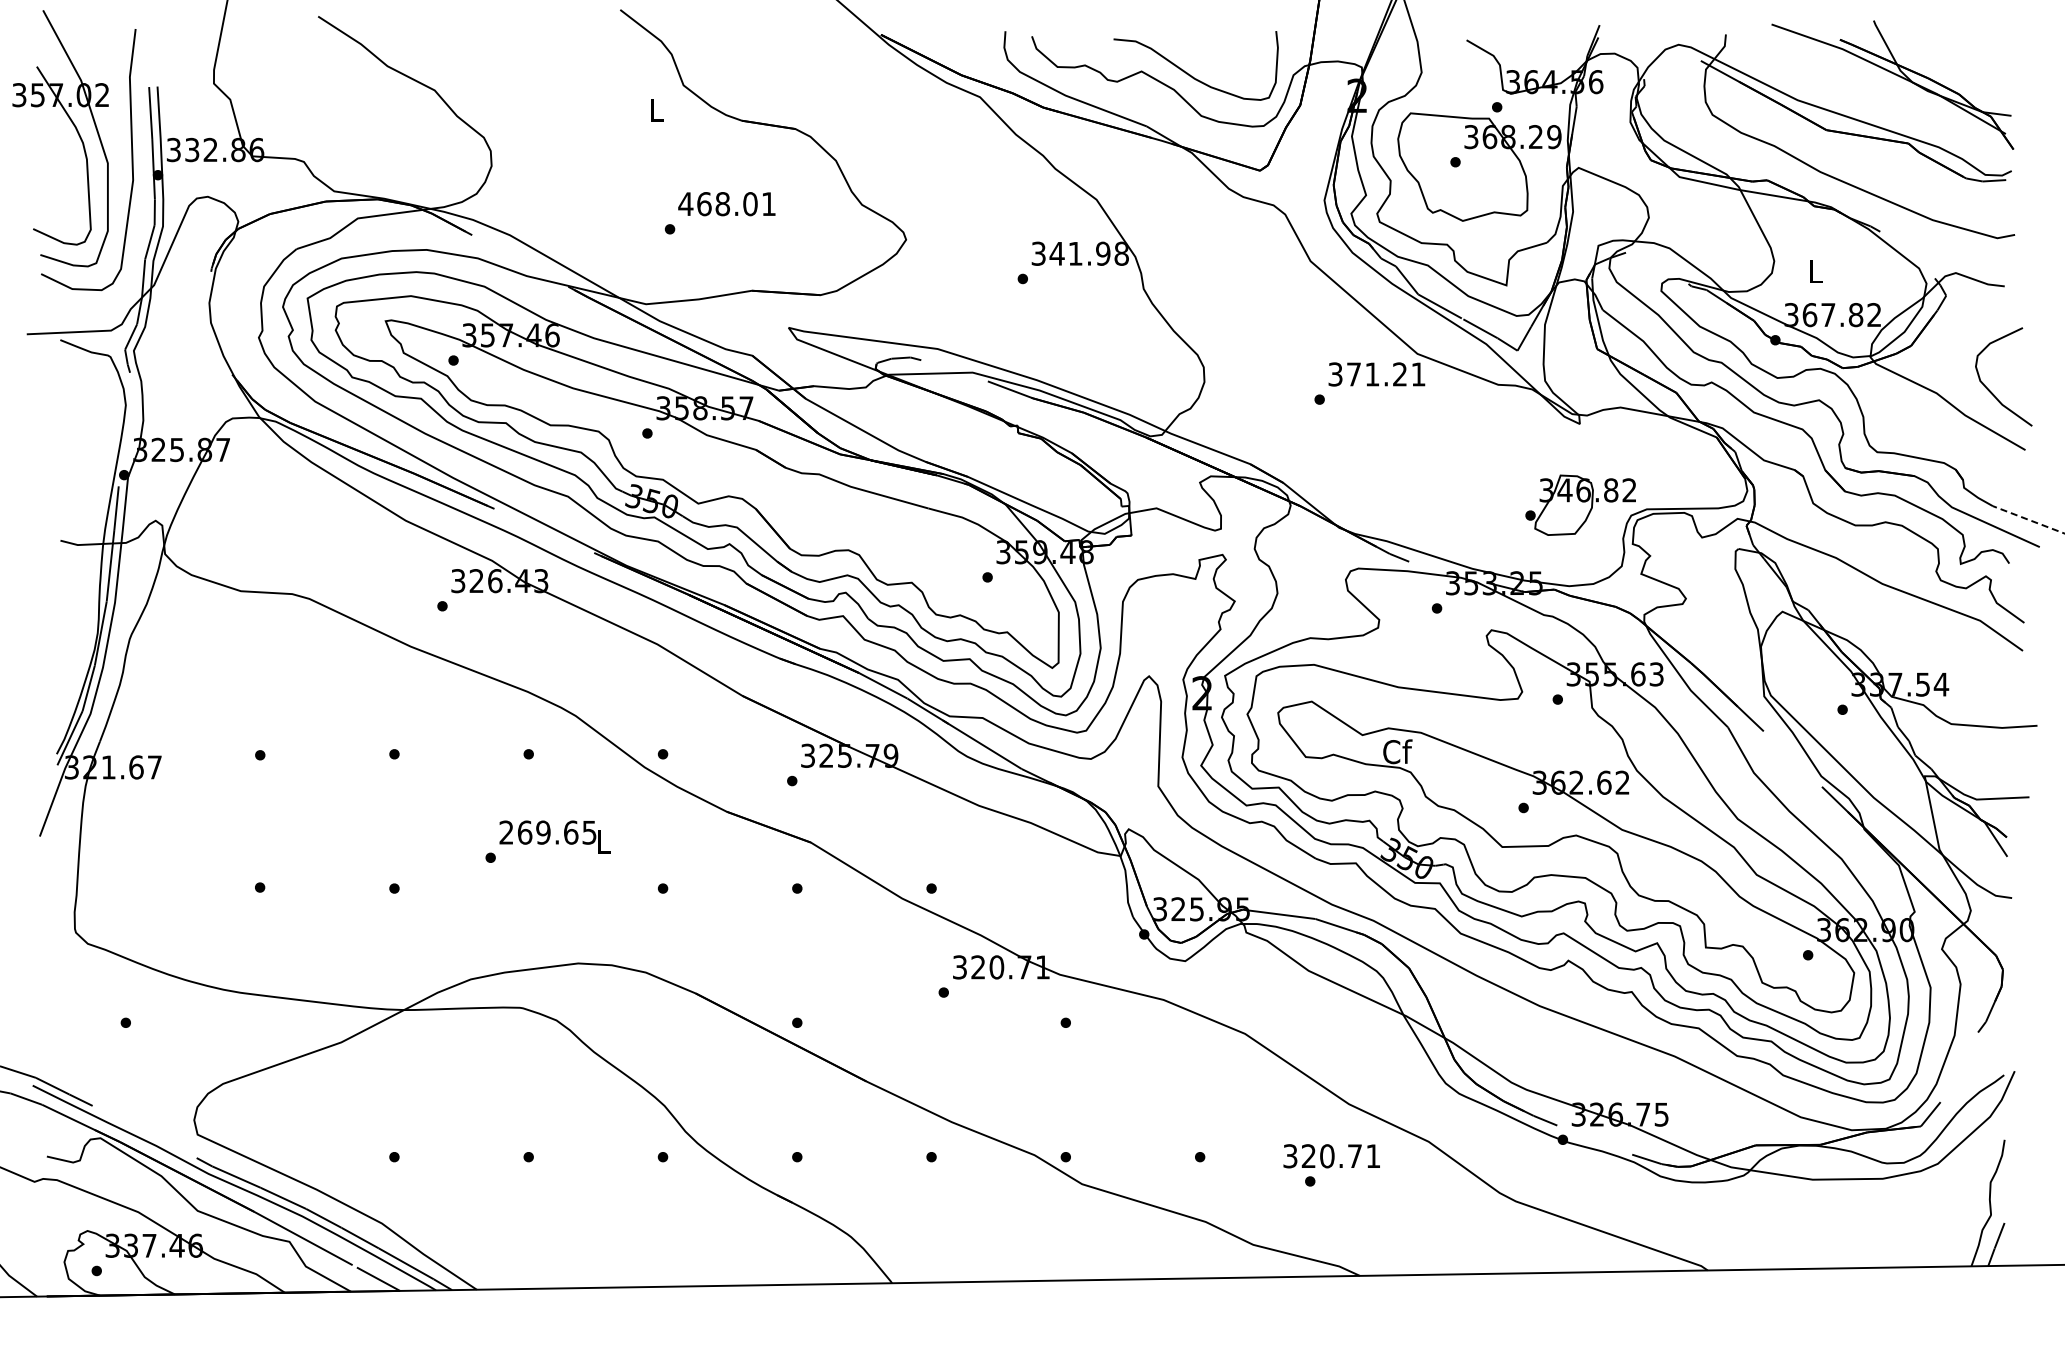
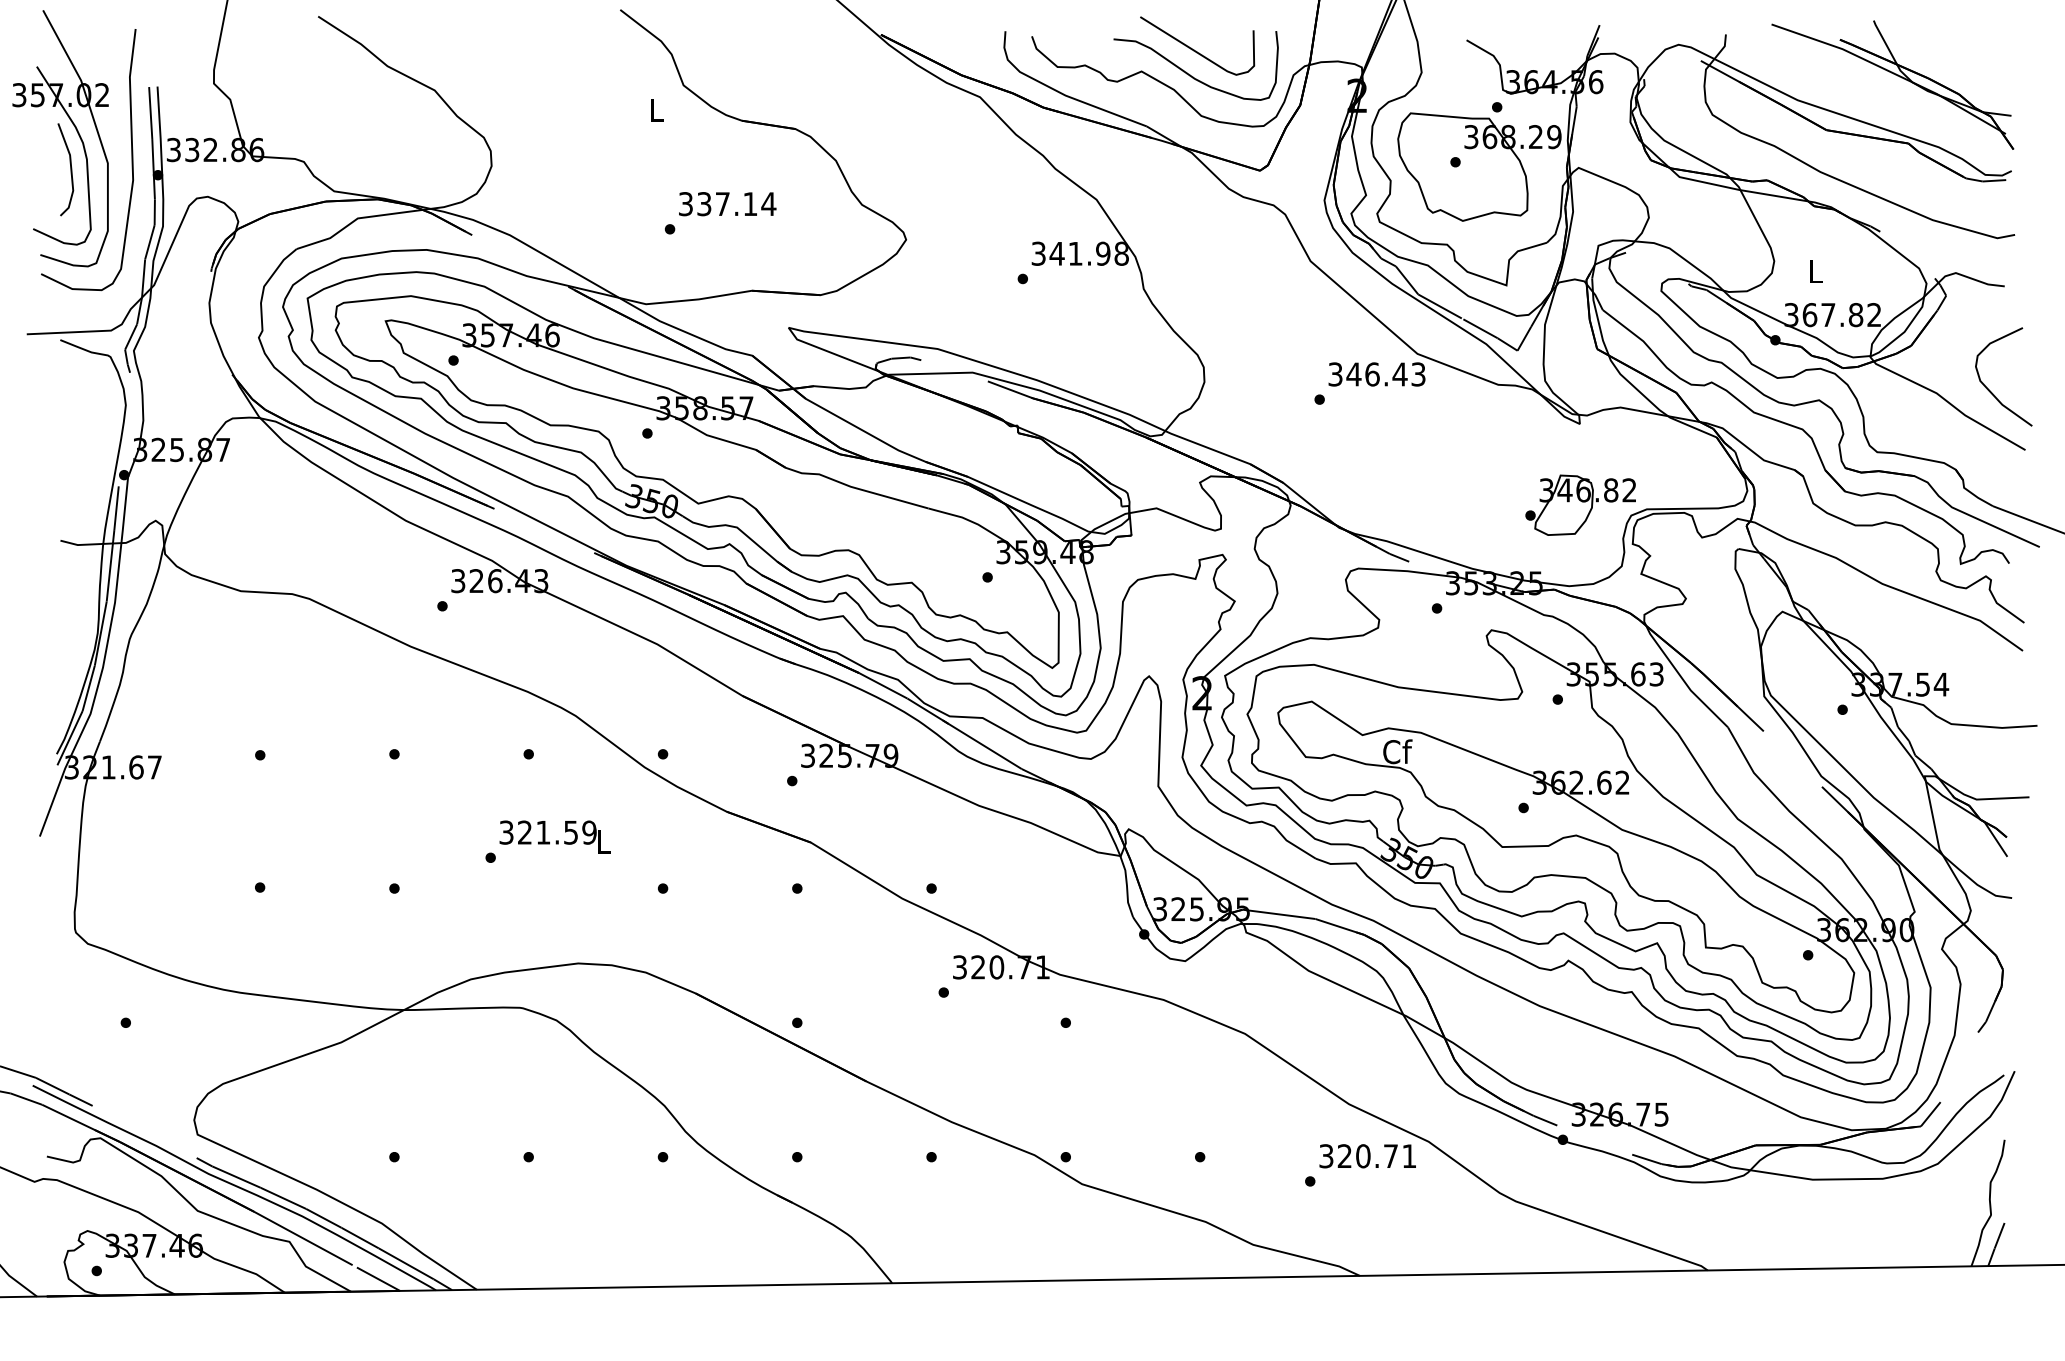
curve: none -> present (1194, 49)
line: none -> present (70, 169)
text: 468.01 -> 337.14 (727, 204)
text: 371.21 -> 346.43 (1385, 374)
line: dashed -> solid (2028, 519)
text: 269.65 -> 321.59 (547, 832)
text position: (1331, 1156) -> (1367, 1156) (1367, 1156)
